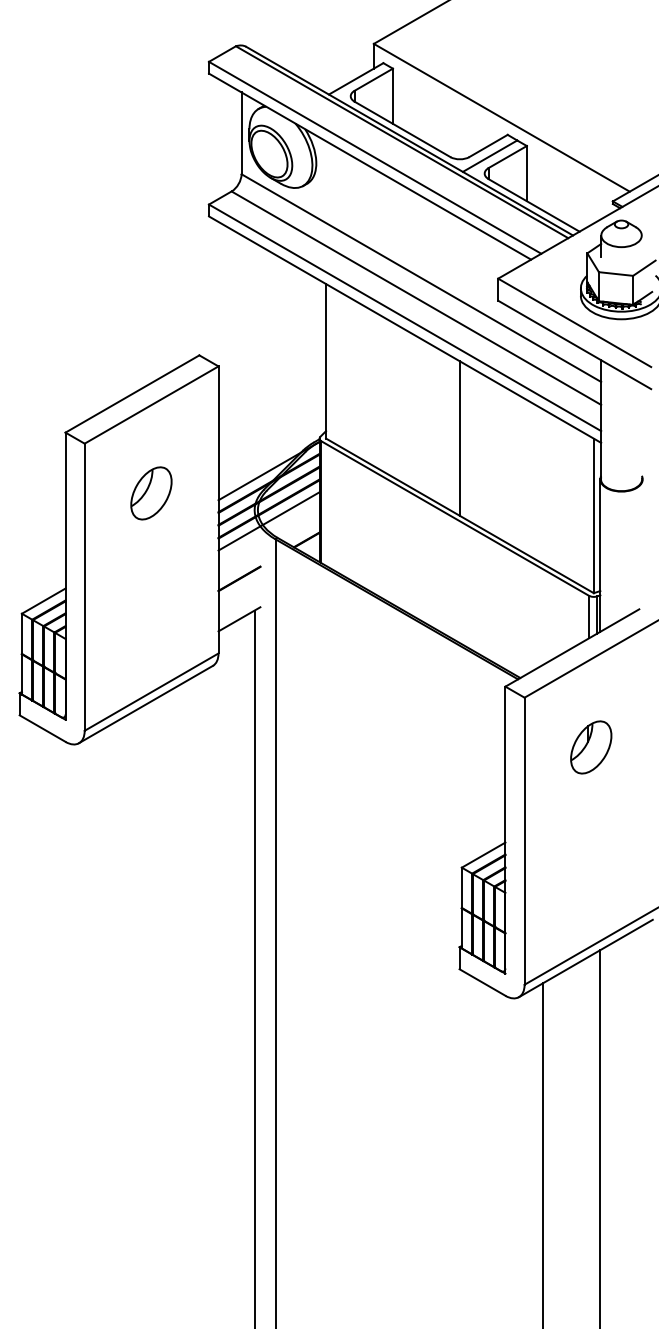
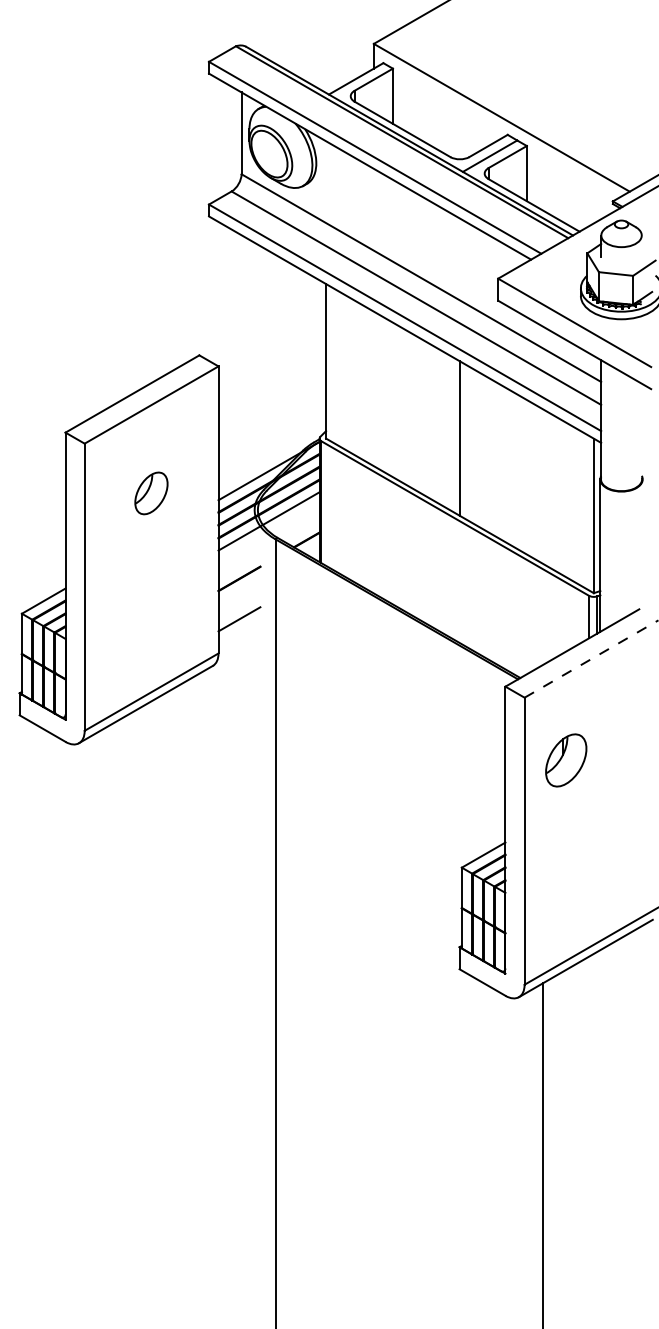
part size: 43x55 px -> 35x45 px (151, 493)
line: solid -> dashed (591, 658)
part position: (591, 747) -> (566, 760) (566, 760)
line: present -> none (254, 967)
line: present -> none (600, 1137)
